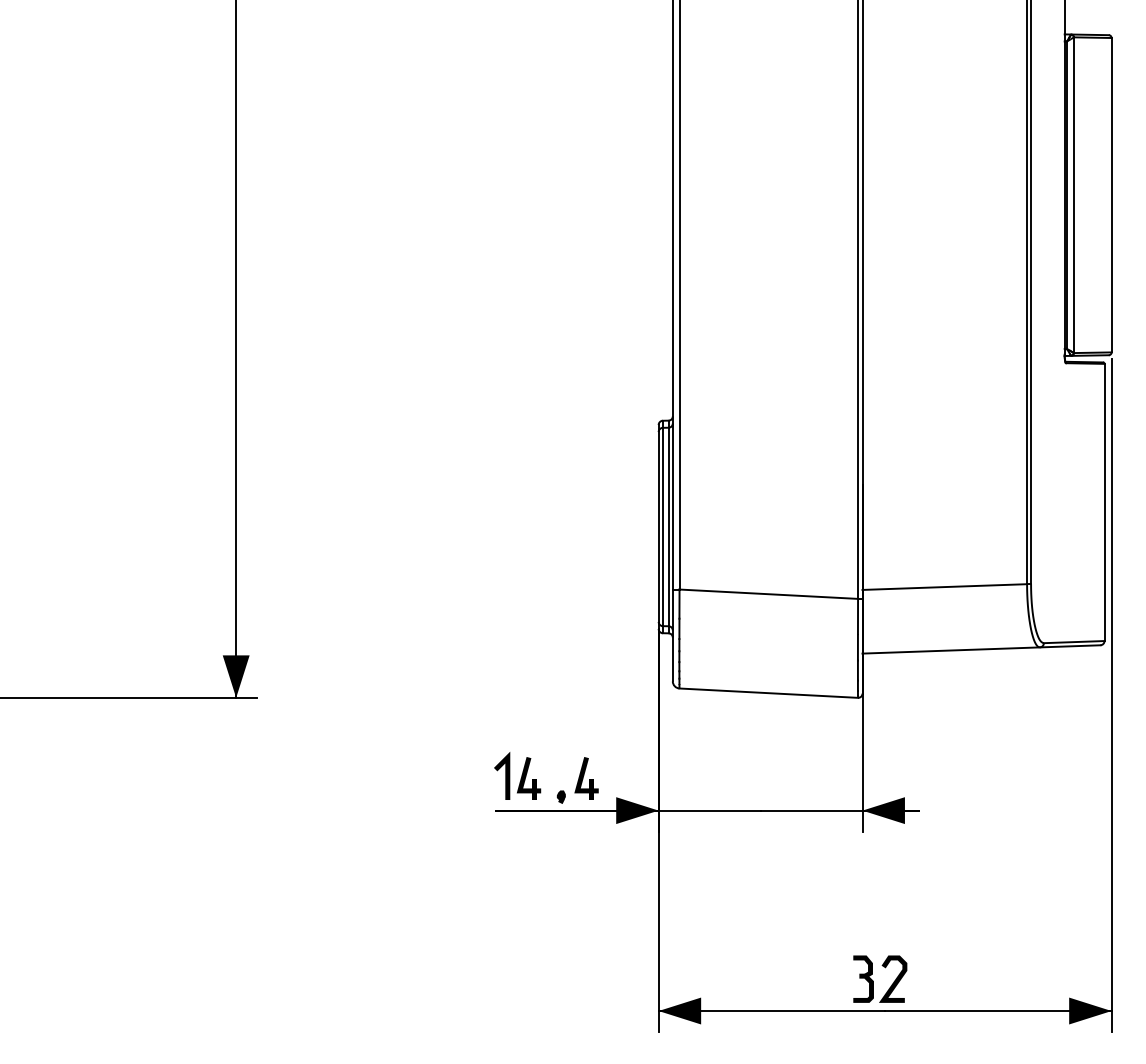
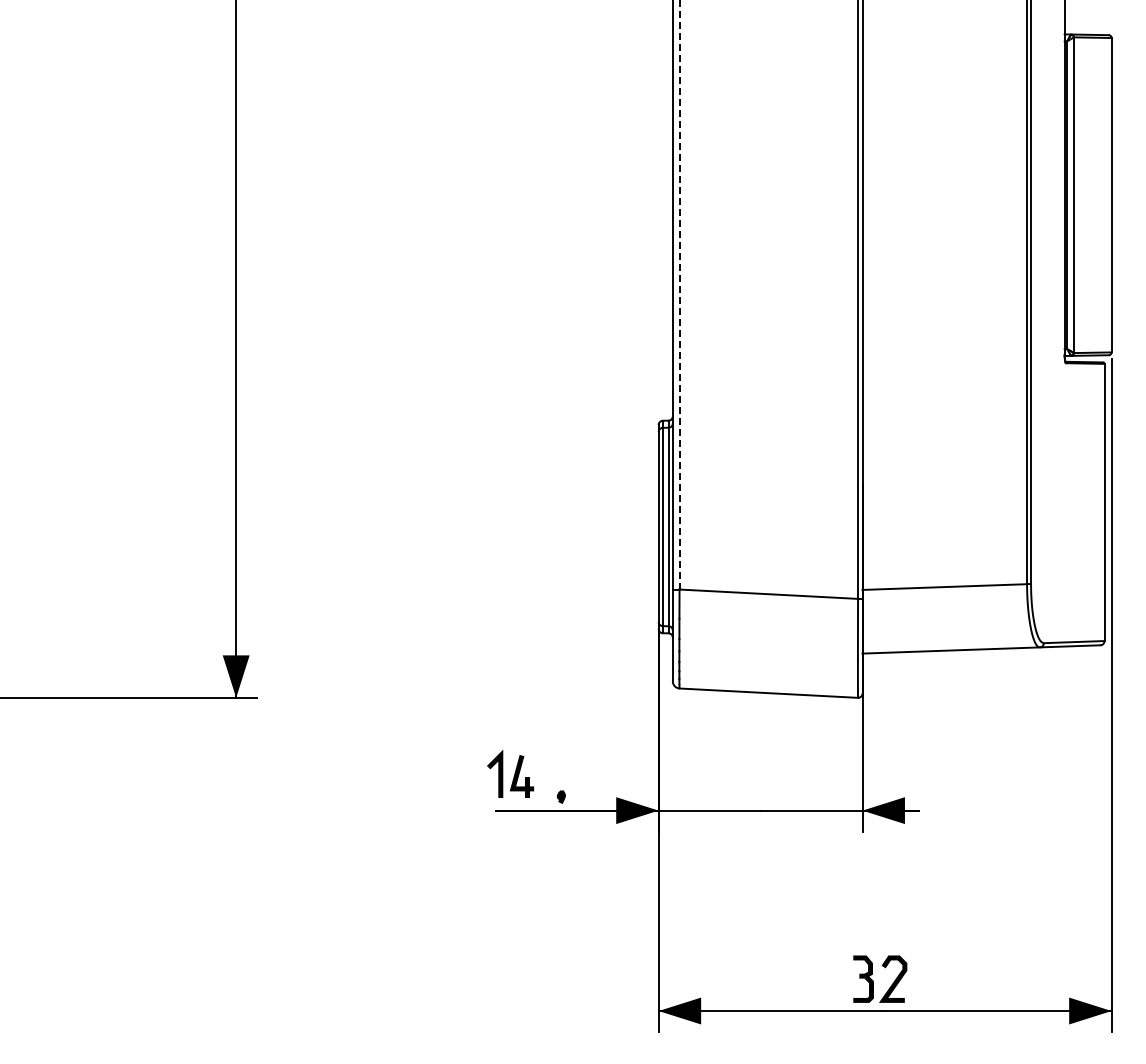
line: solid -> dashed (679, 294)
part position: (517, 775) -> (510, 773) (510, 773)
part: present -> none (586, 778)
